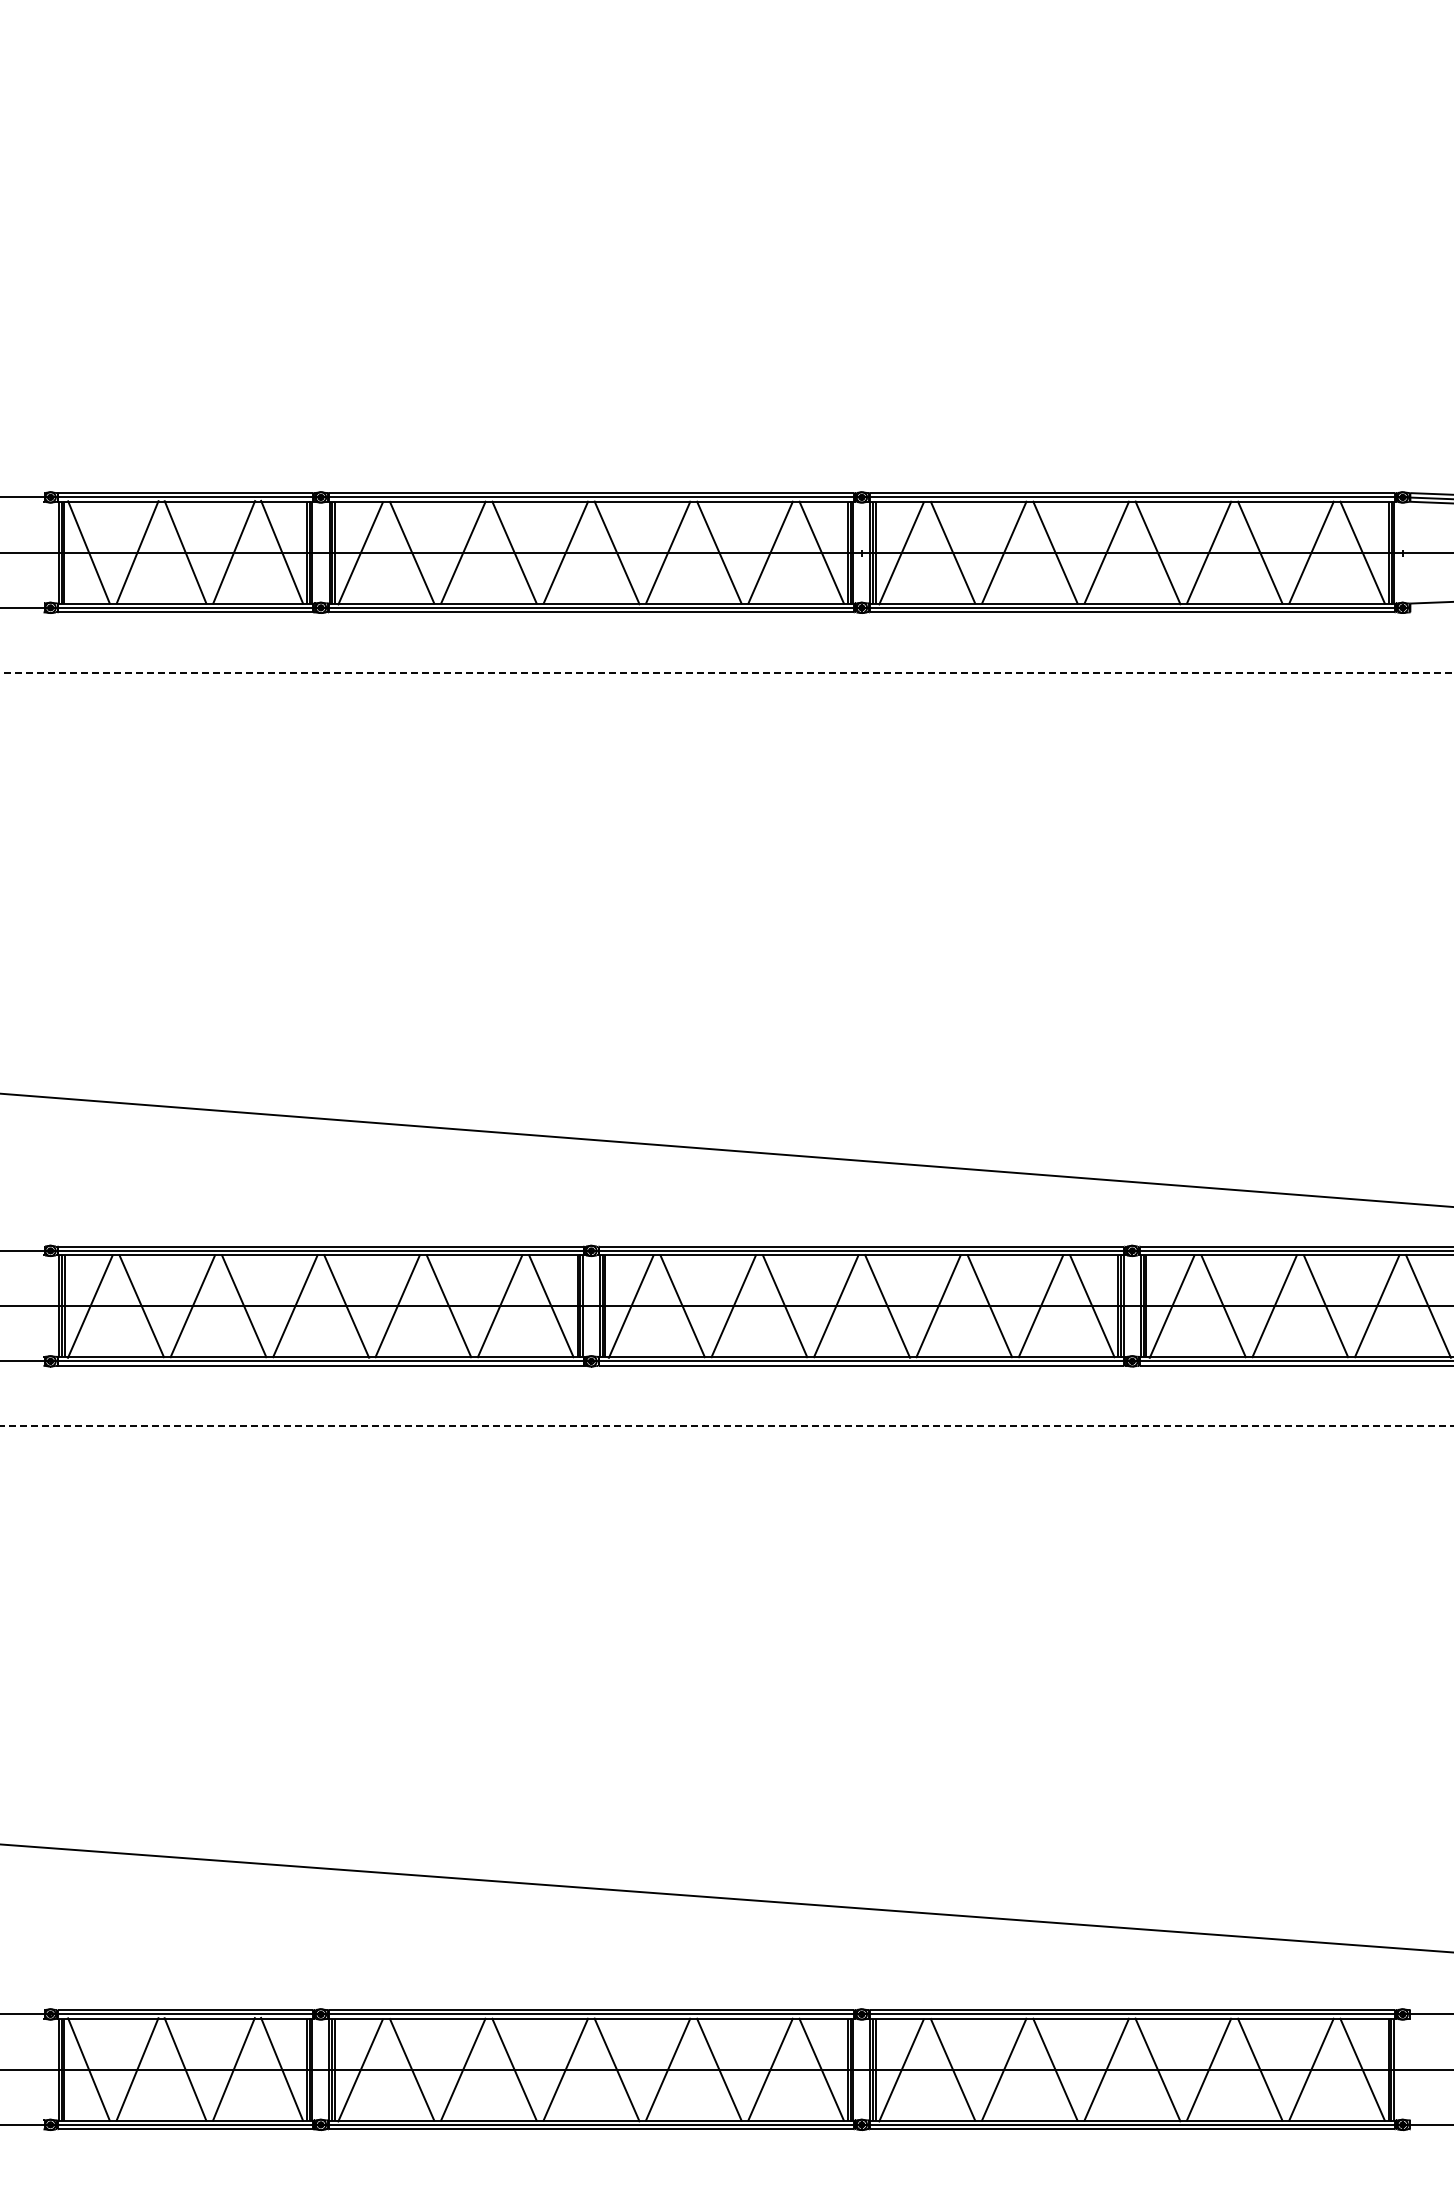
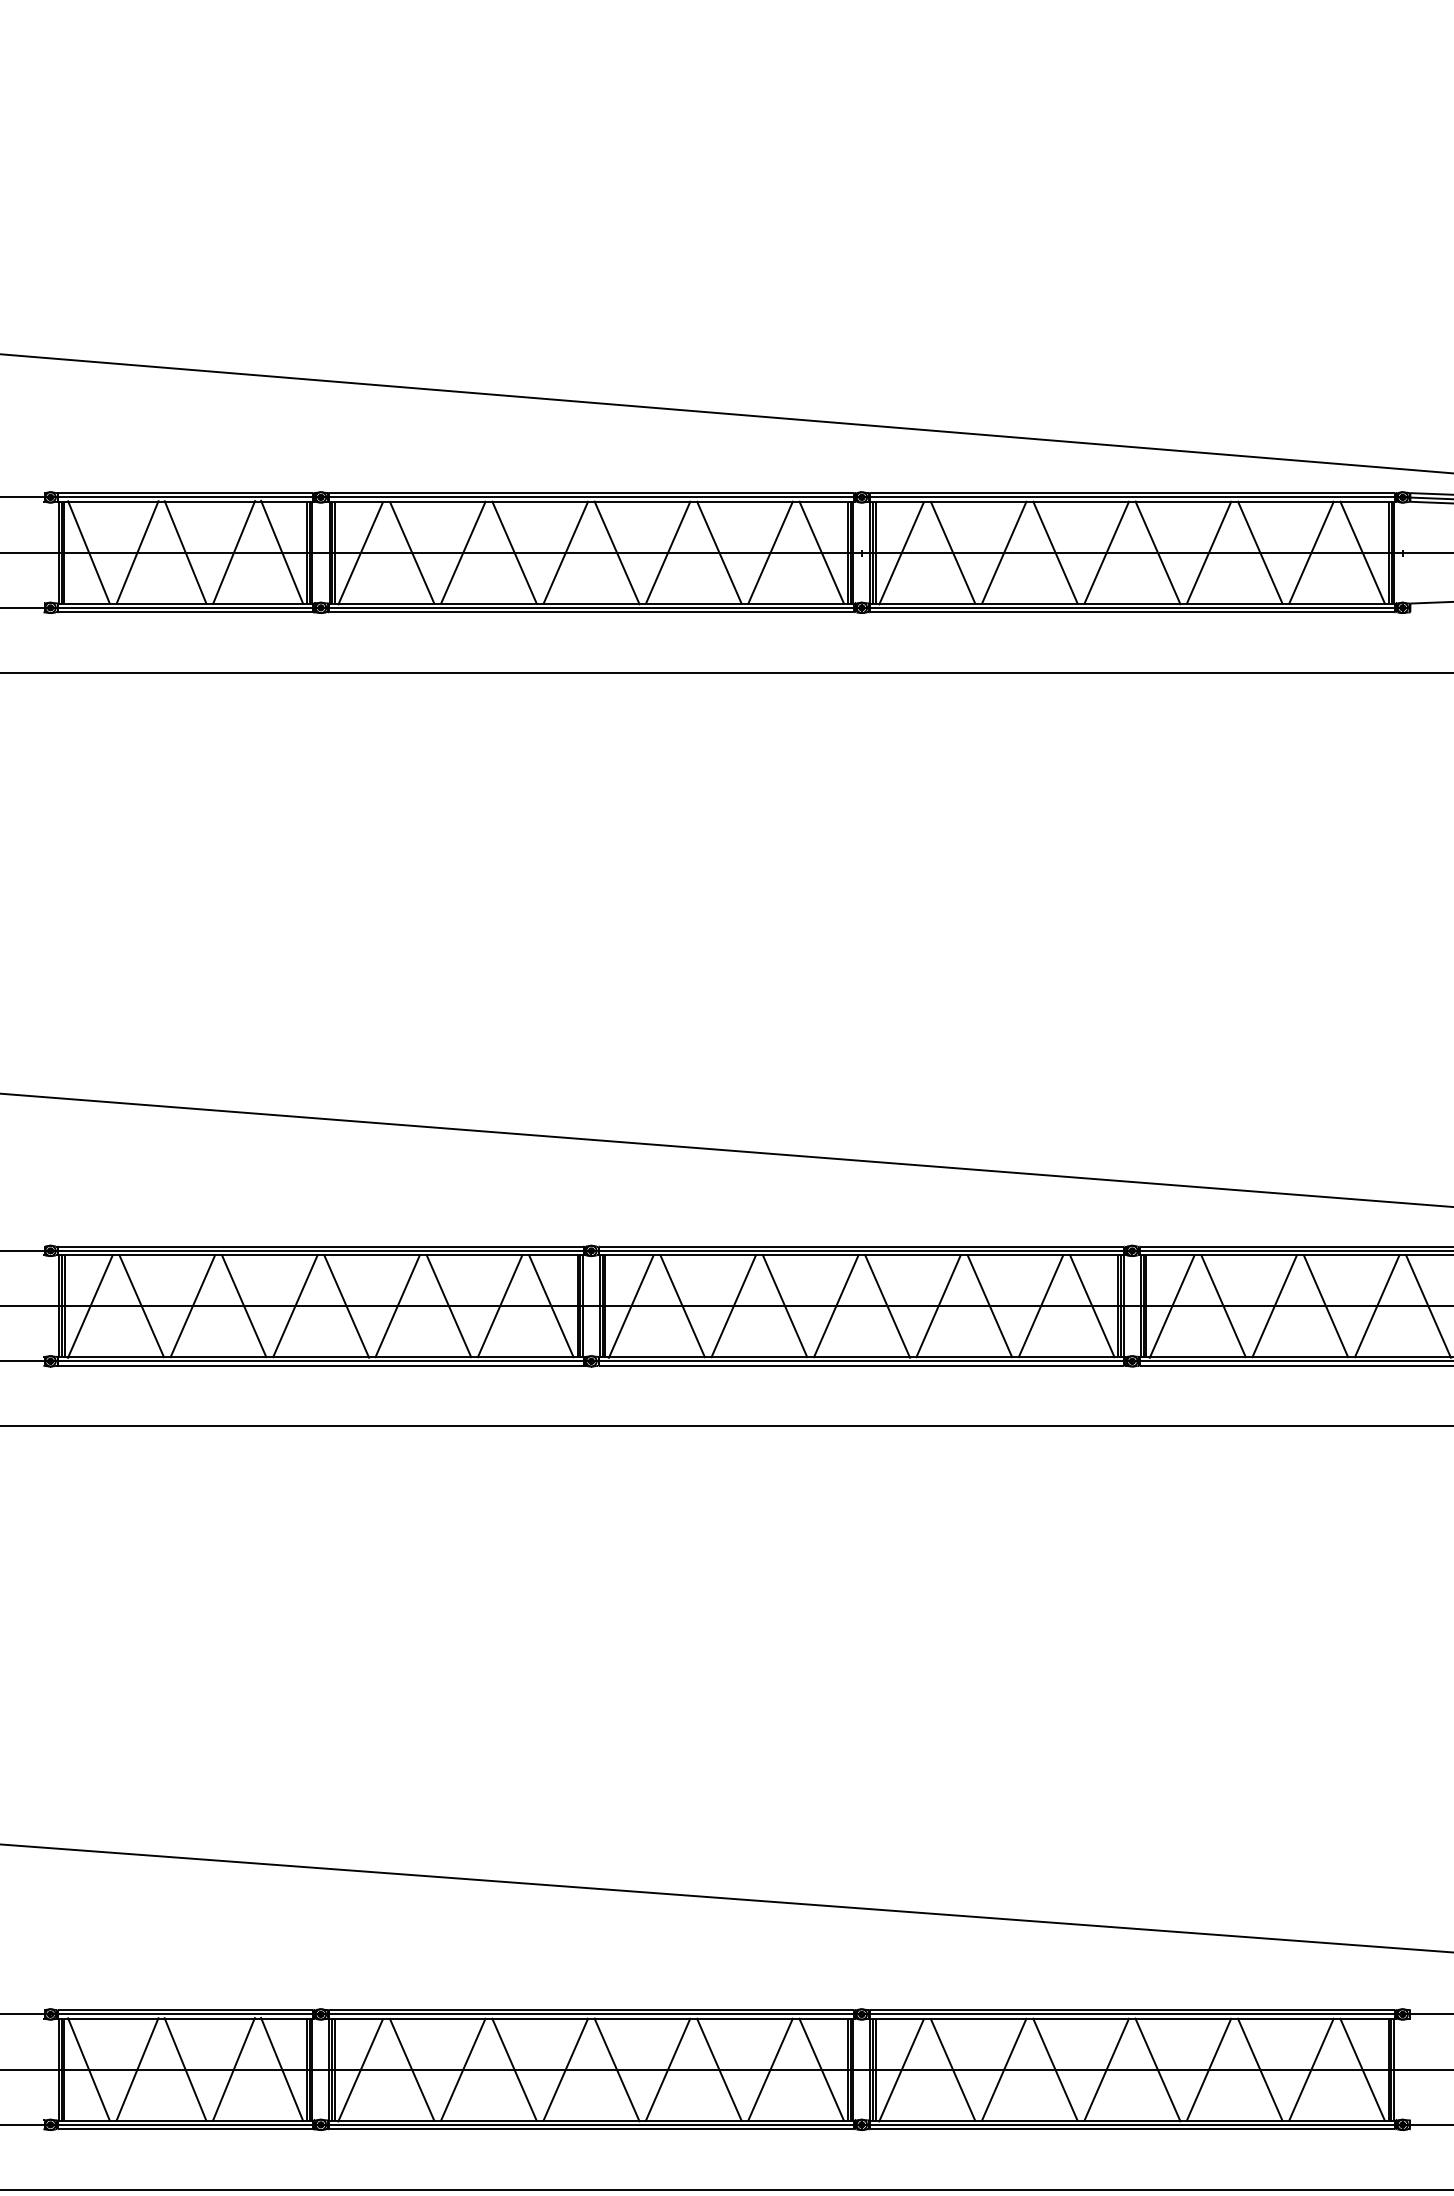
line: none -> present (726, 413)
line: dashed -> solid (726, 672)
line: dashed -> solid (726, 1426)
line: none -> present (726, 2189)
